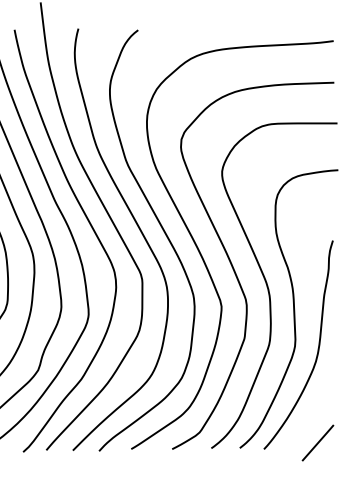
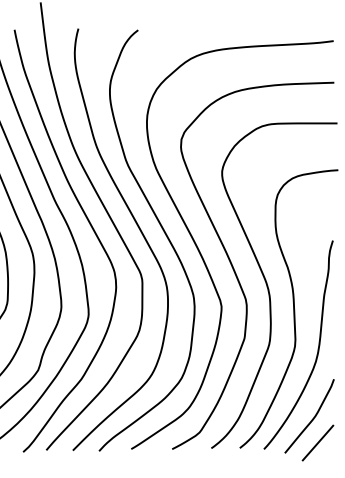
curve: none -> present (312, 418)
